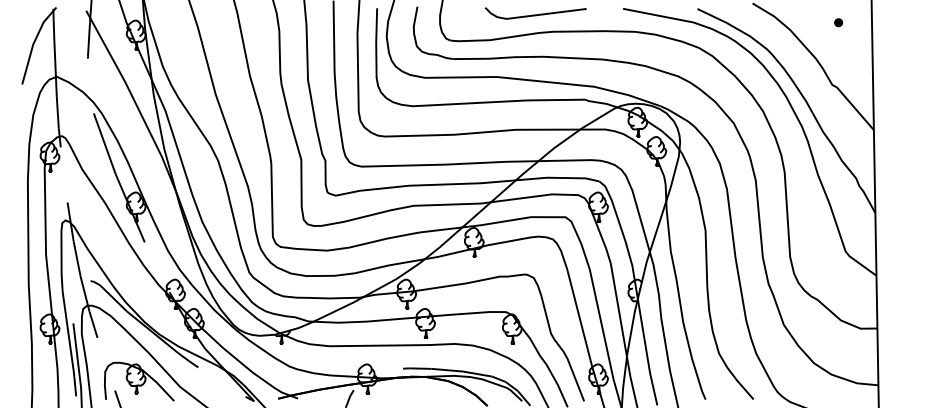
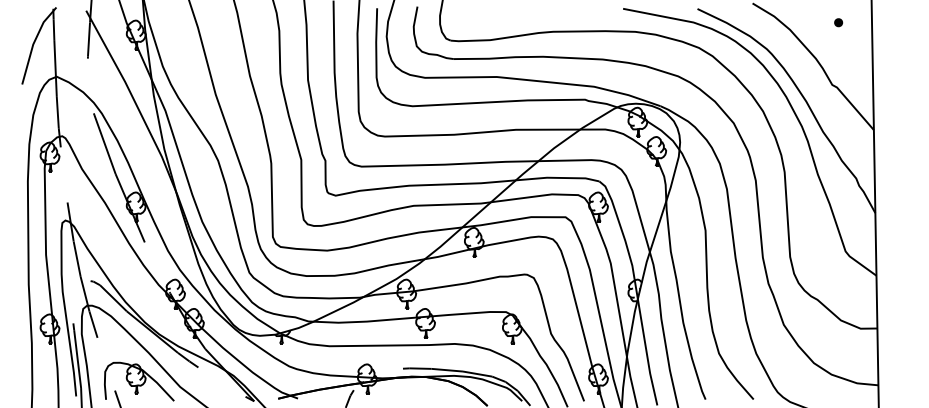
line: present -> none (535, 14)
